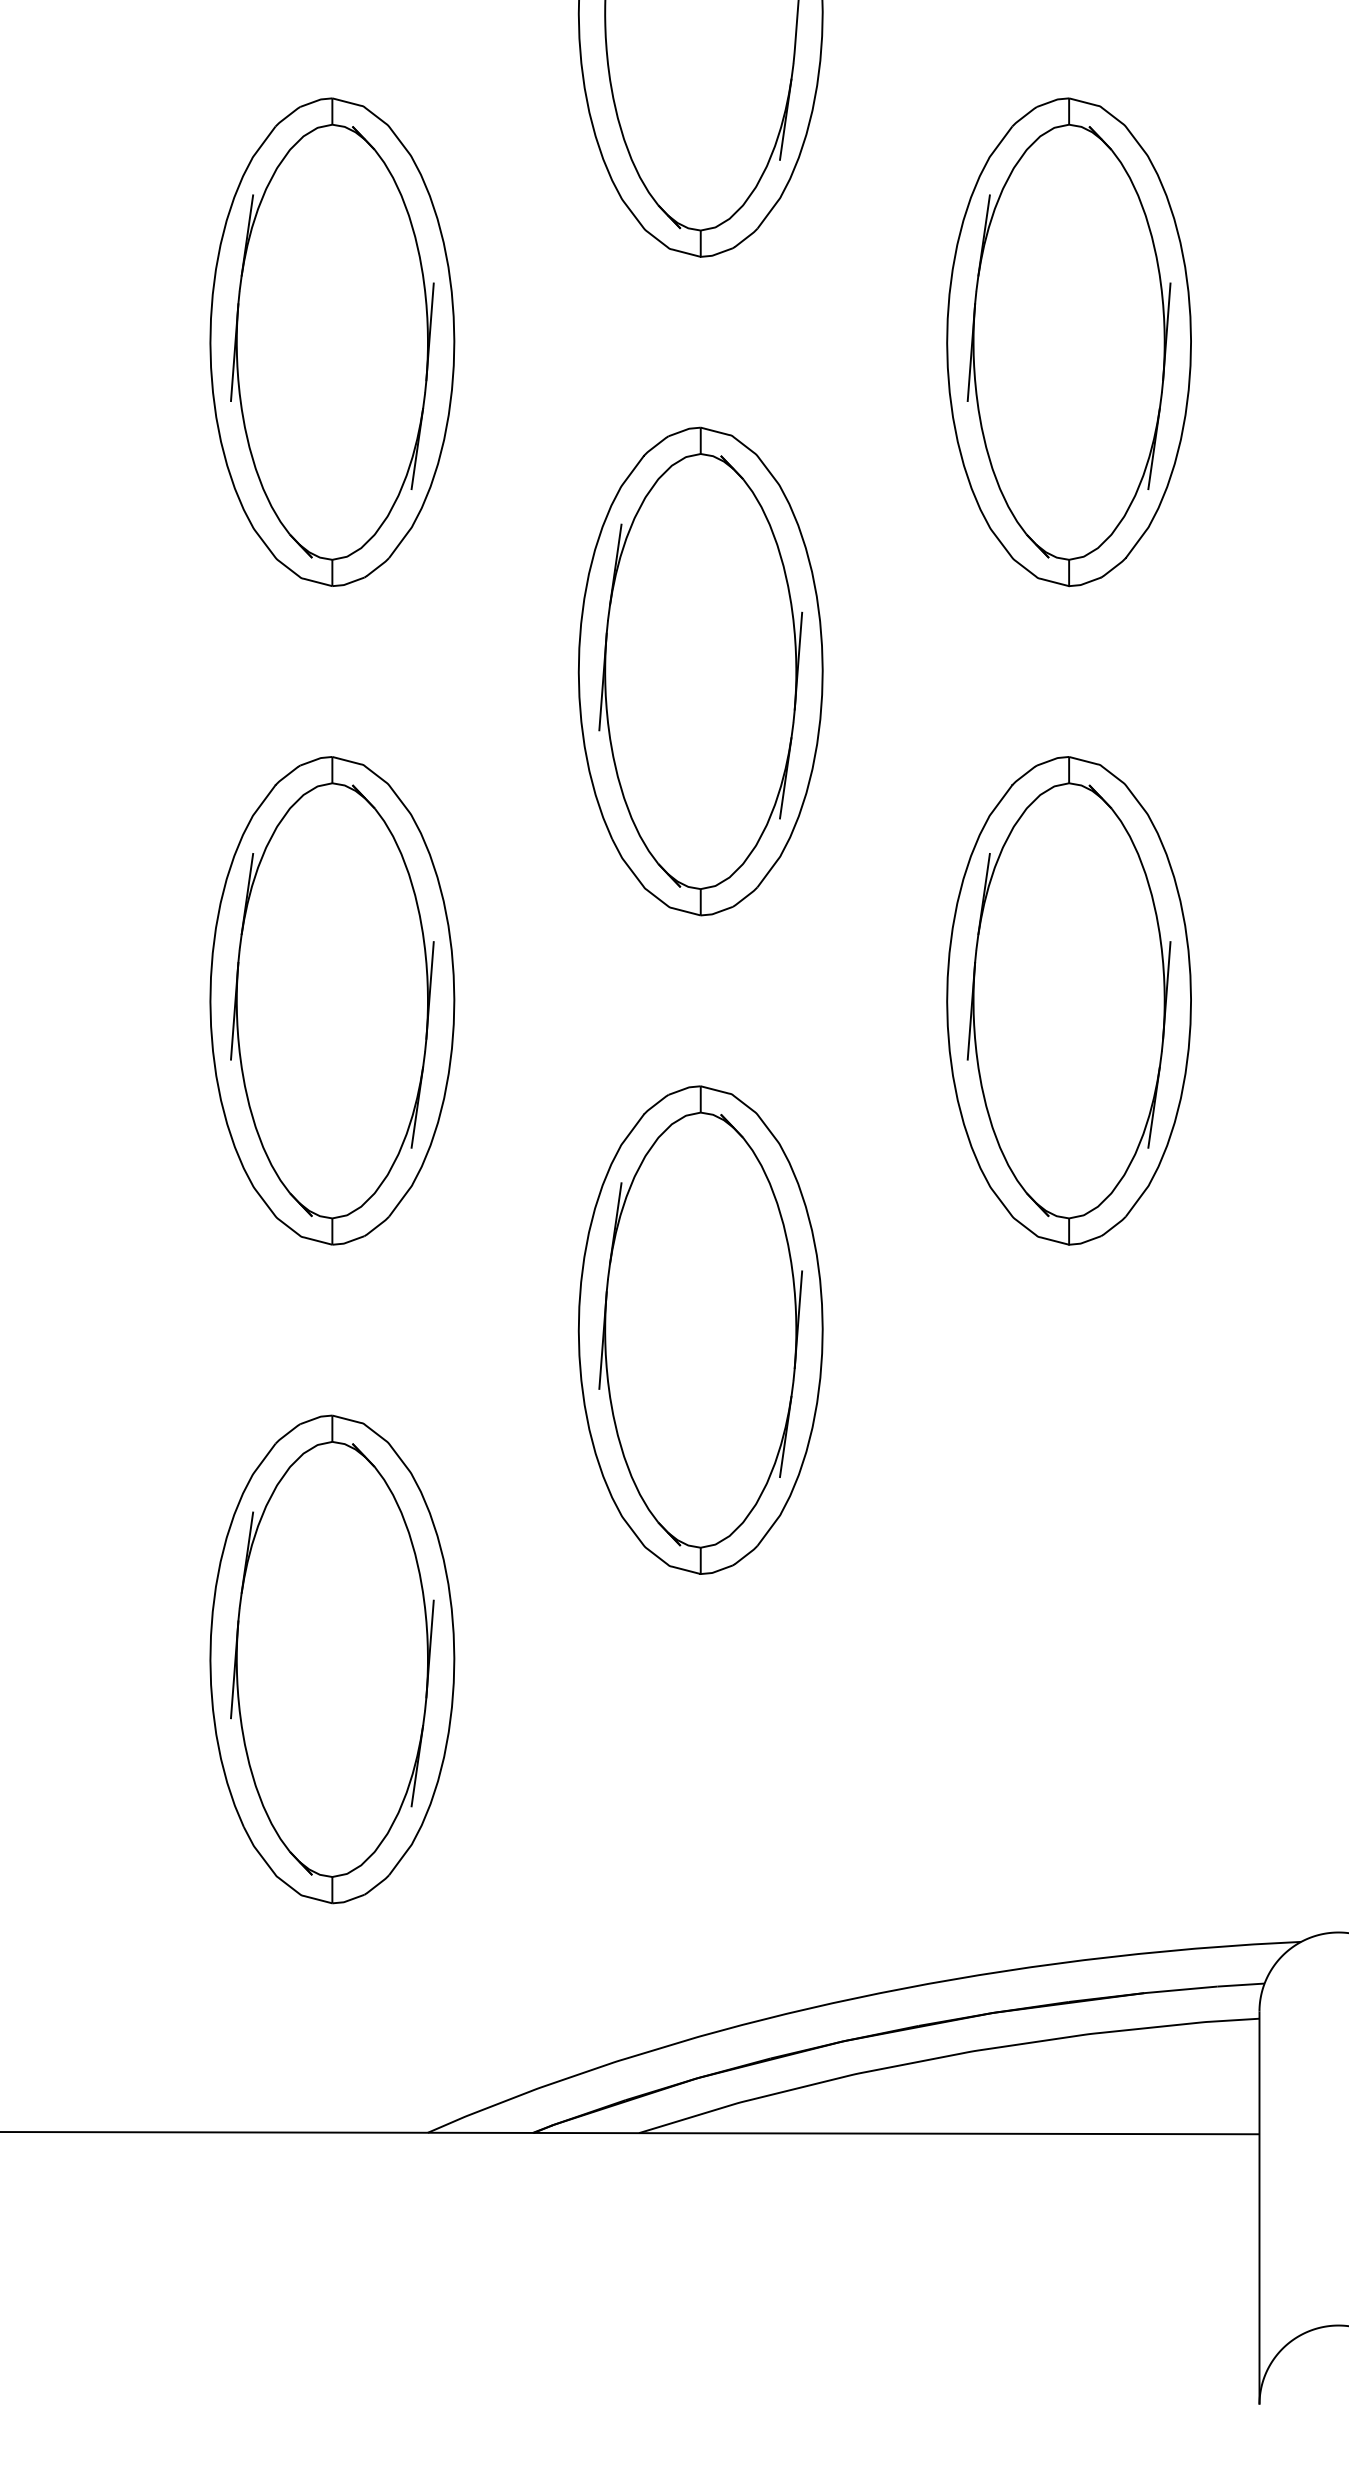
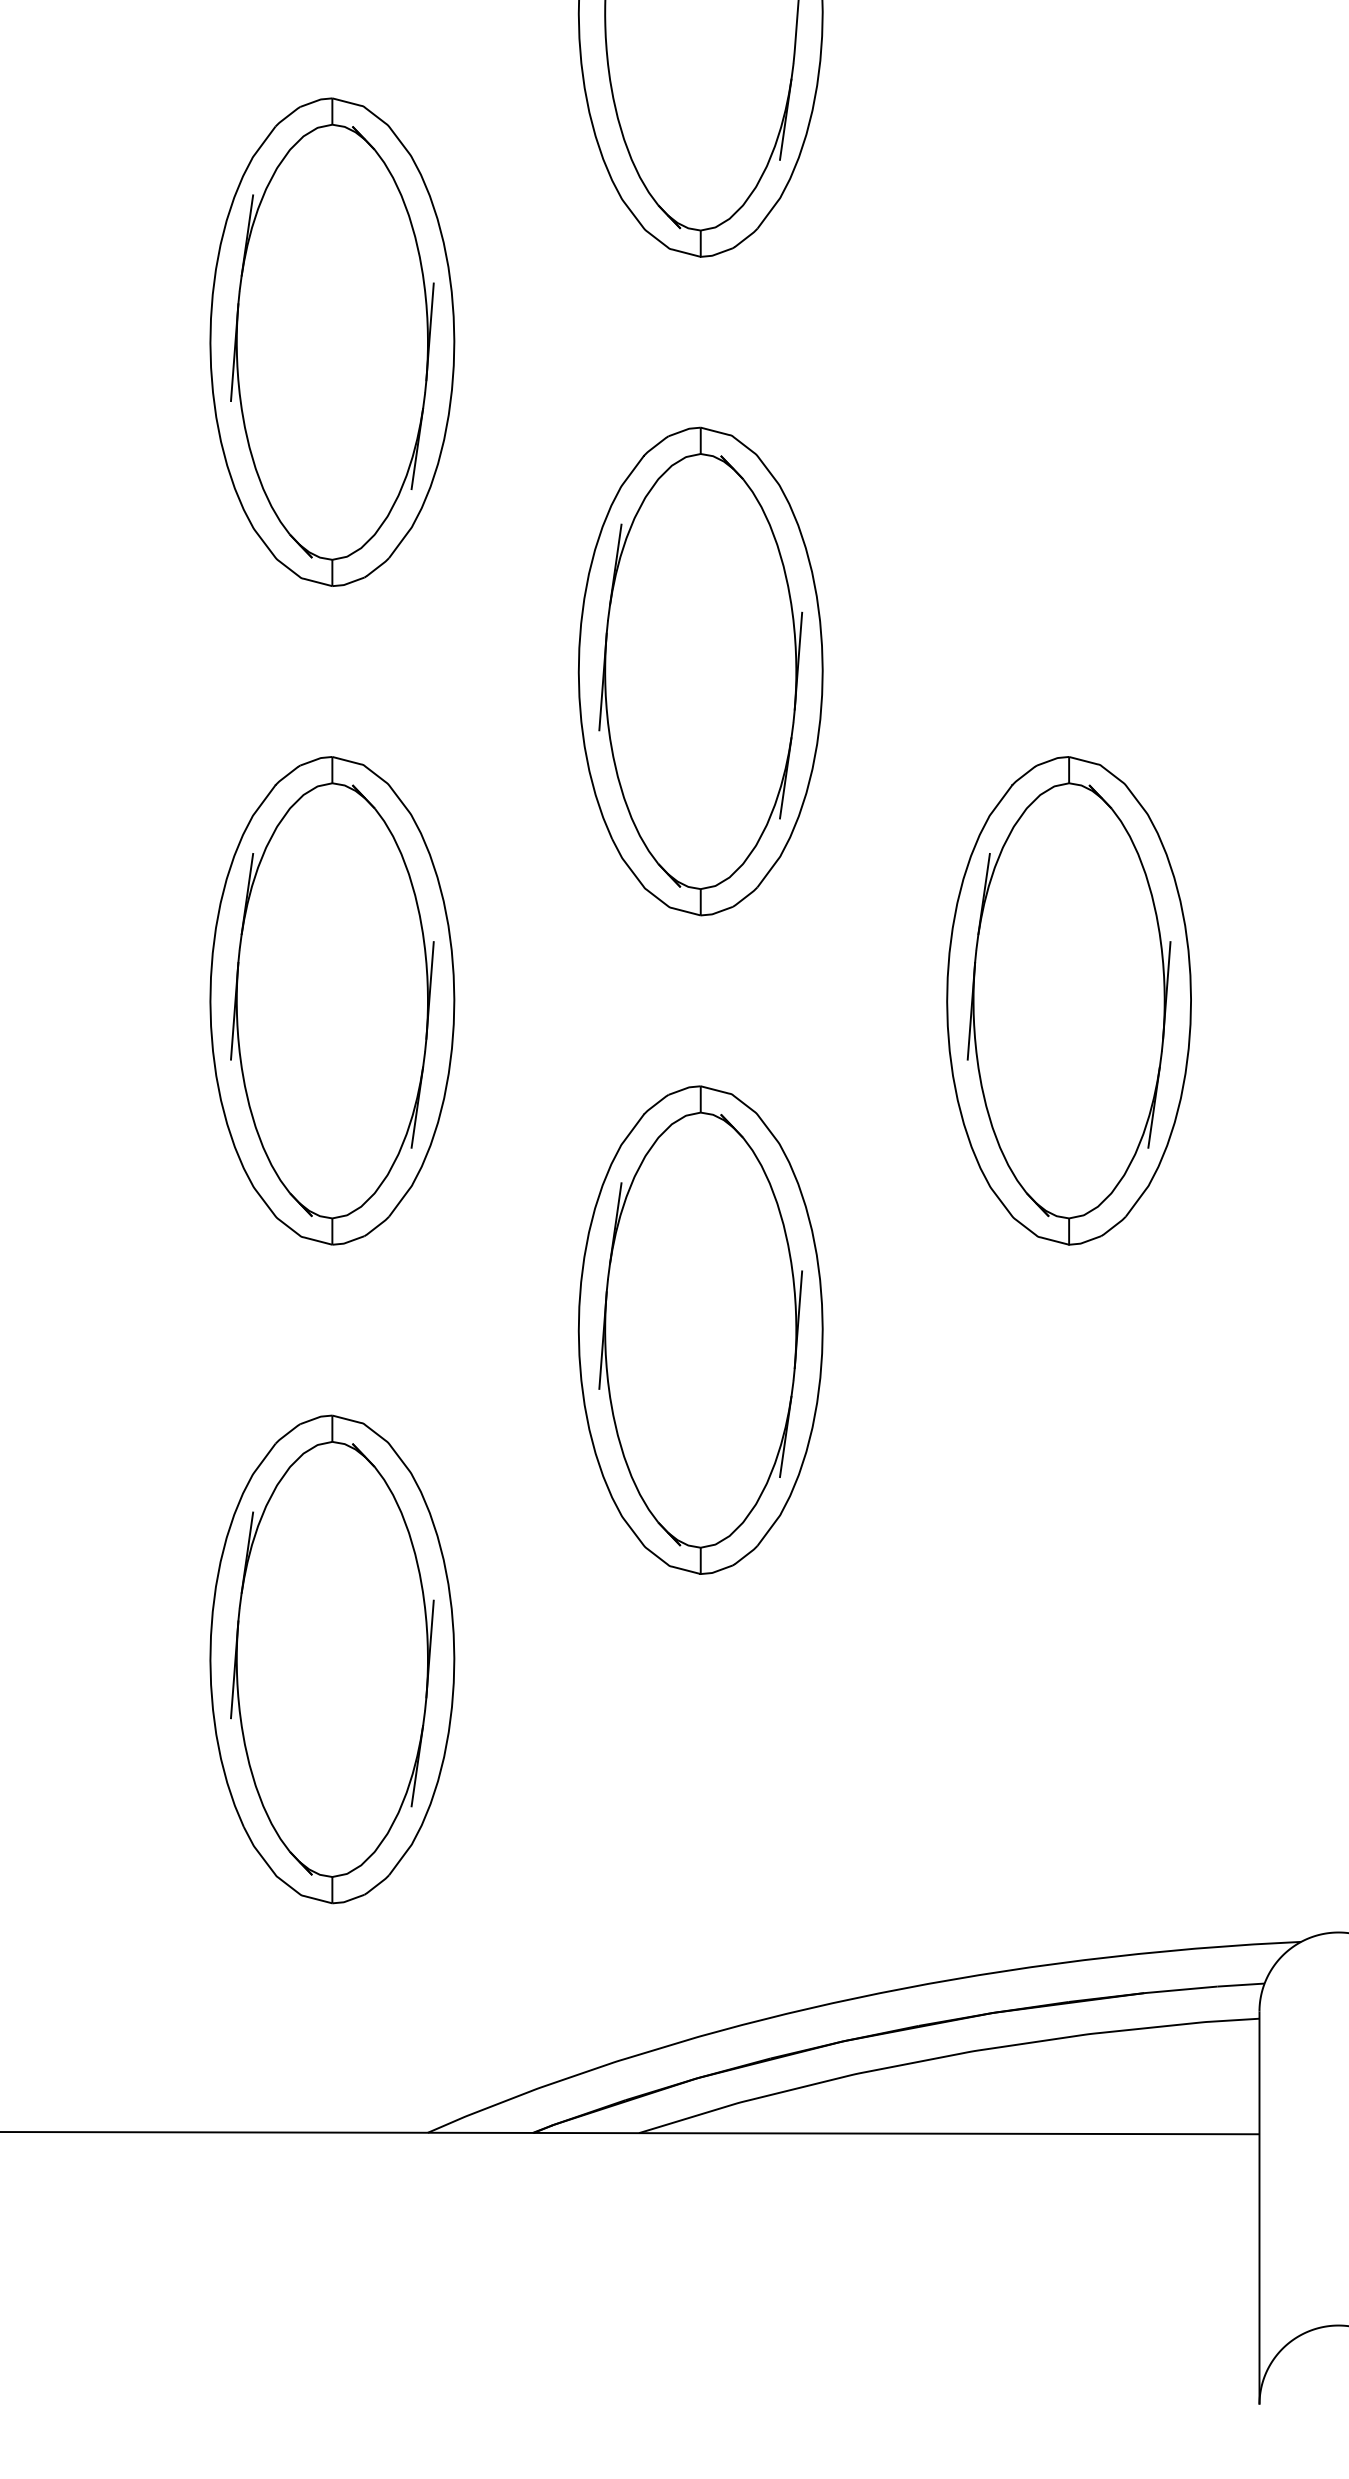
part: present -> none (1068, 342)
